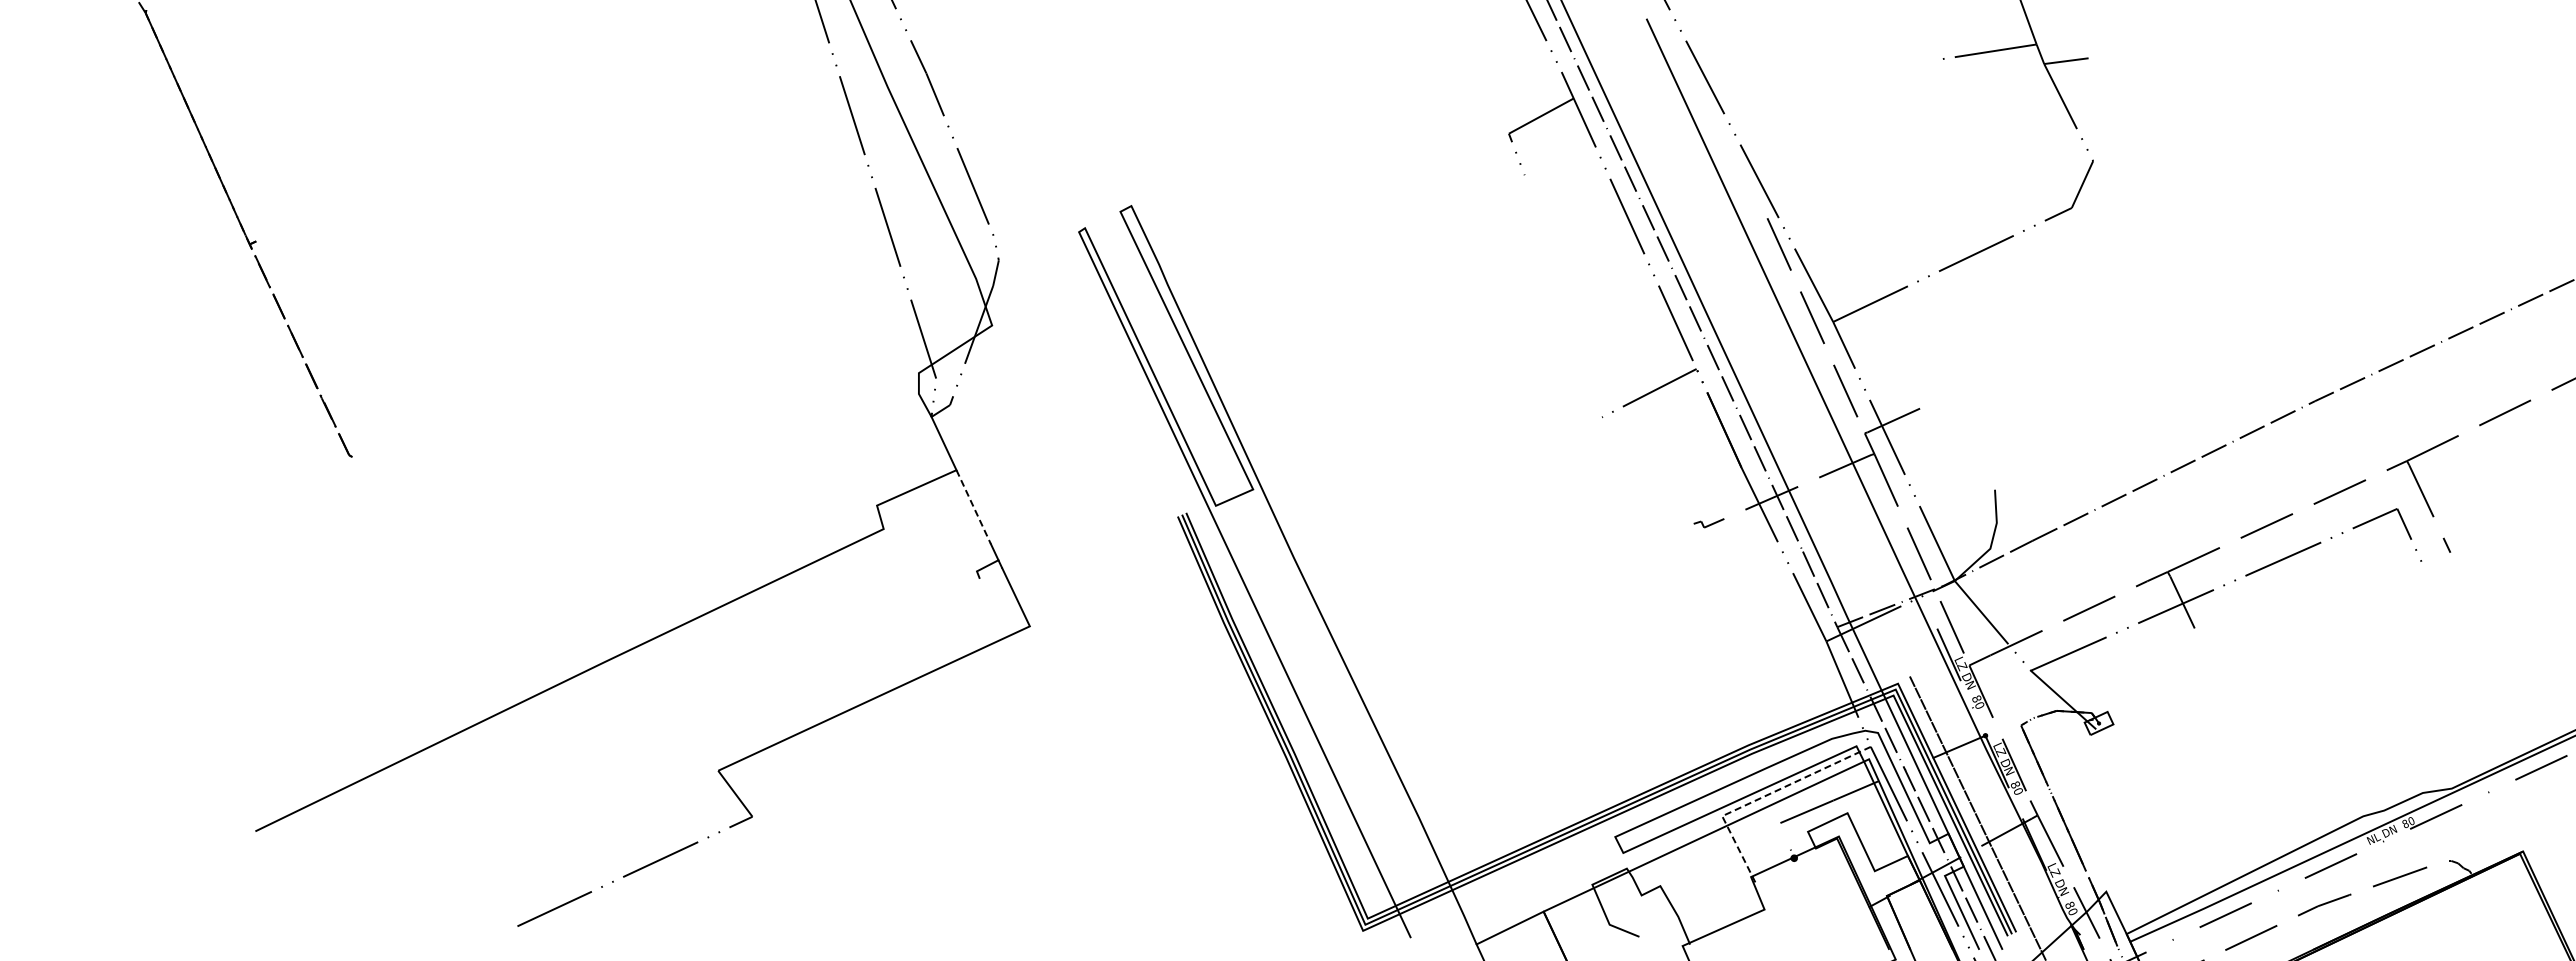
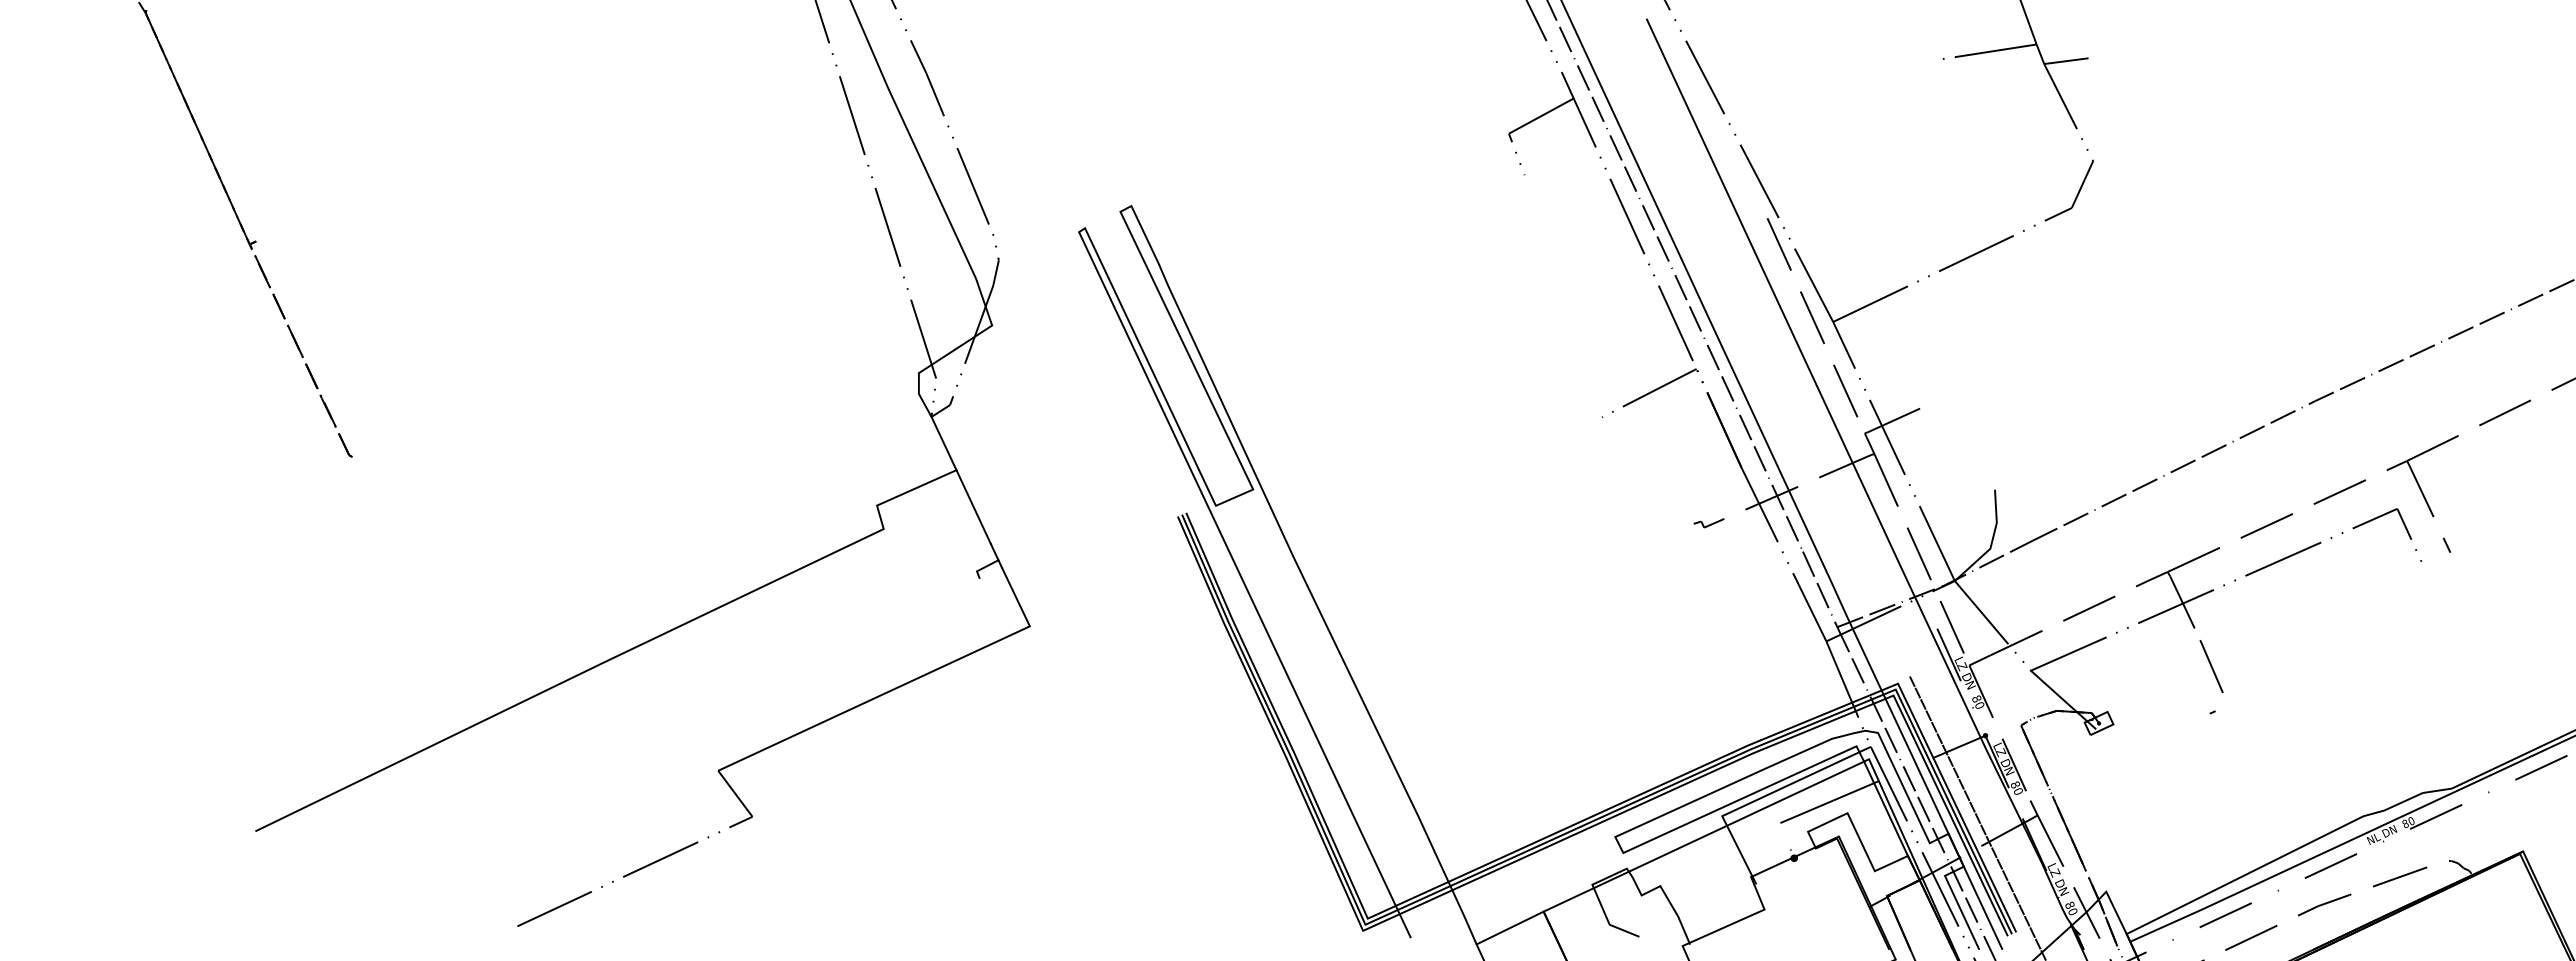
line: dashed -> solid (973, 507)
curve: none -> present (2214, 676)
line: dashed -> solid (1761, 798)
